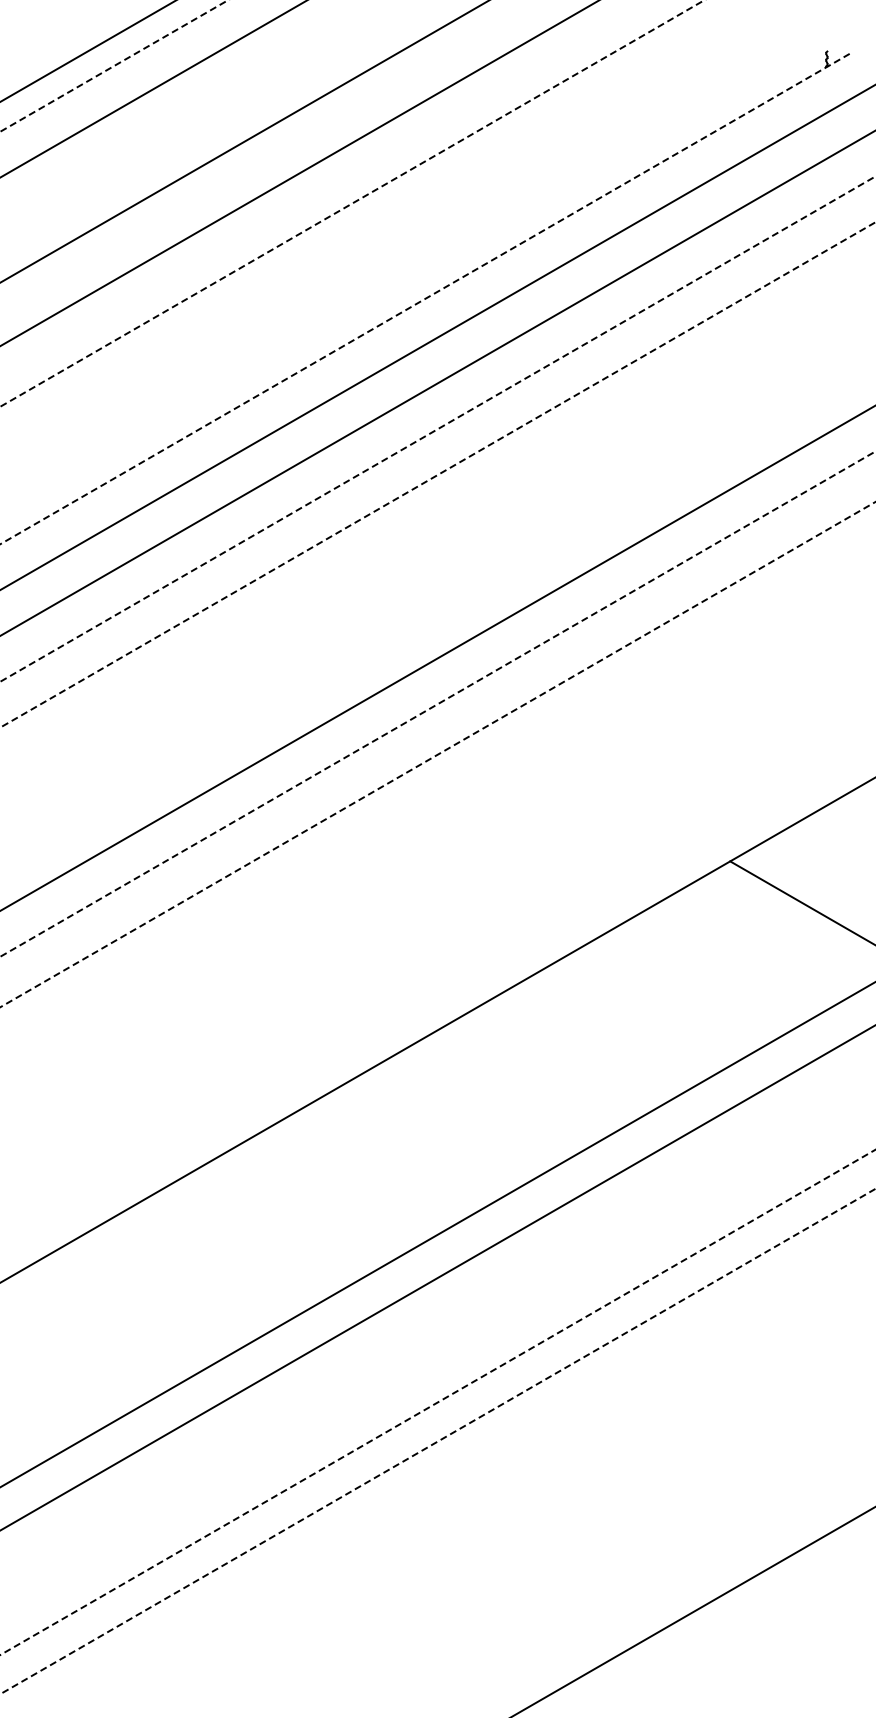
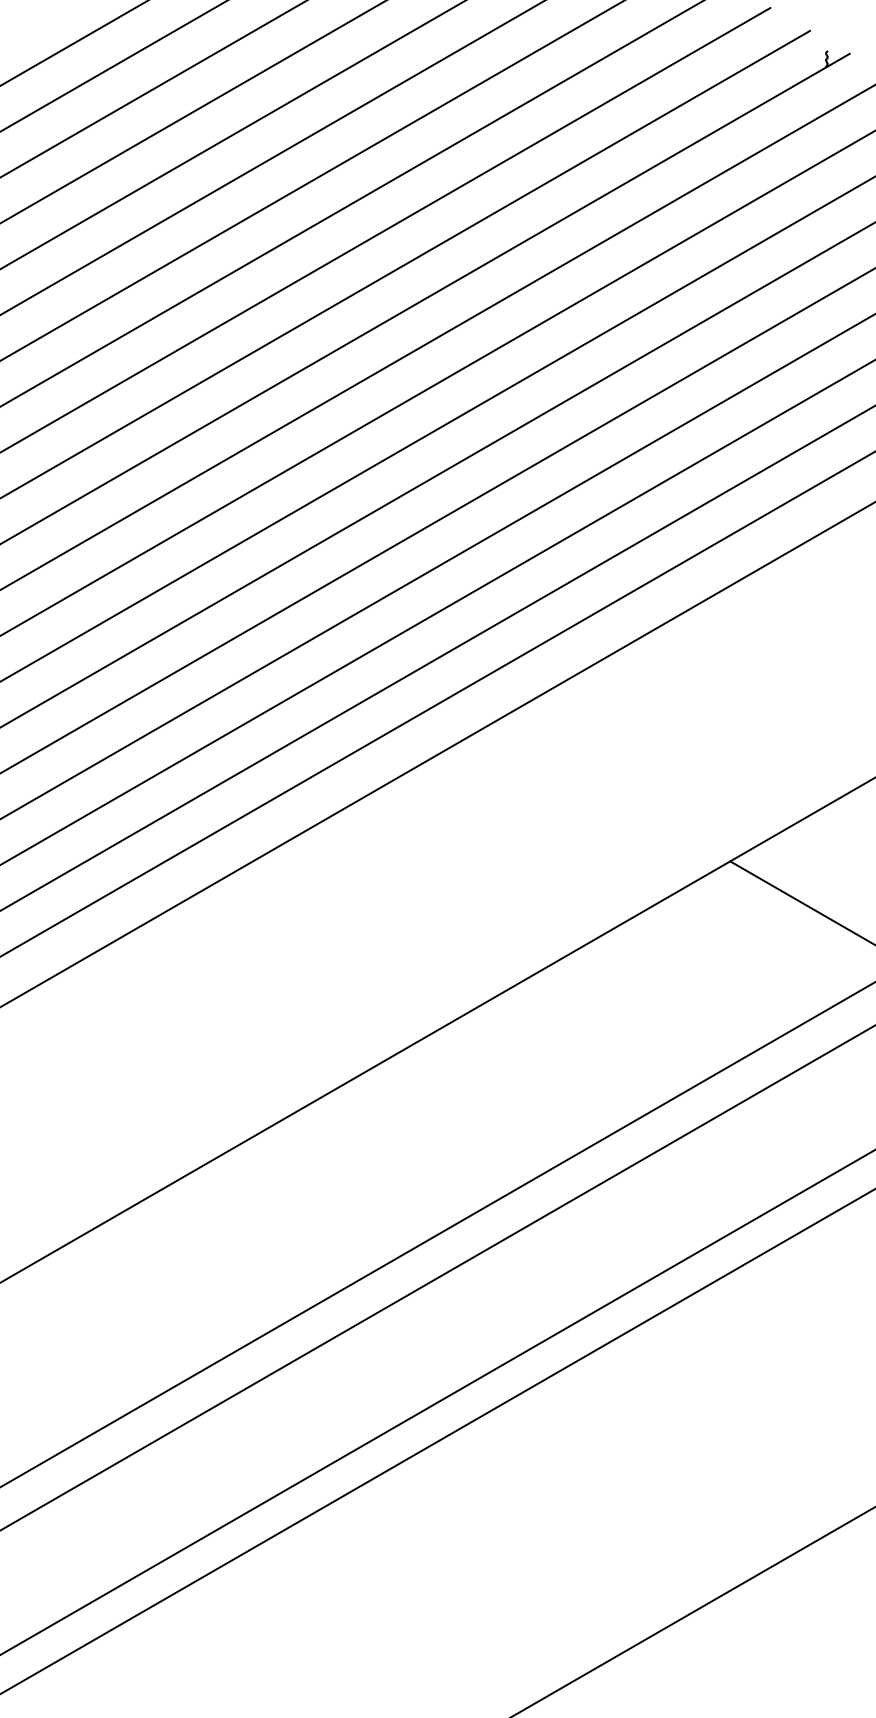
line position: (87, 51) -> (73, 43) (73, 43)
line: dashed -> solid (114, 66)
line: none -> present (192, 112)
line position: (243, 141) -> (232, 135) (232, 135)
line position: (298, 173) -> (272, 157) (272, 157)
line: none -> present (311, 180)
line: dashed -> solid (352, 203)
line: none -> present (386, 229)
line: none -> present (406, 263)
line: dashed -> solid (424, 299)
line: dashed -> solid (437, 429)
line: dashed -> solid (437, 475)
line: none -> present (437, 521)
line: none -> present (437, 566)
line: none -> present (437, 612)
line: dashed -> solid (437, 704)
line: dashed -> solid (437, 754)
line: dashed -> solid (437, 1402)
line: dashed -> solid (437, 1441)
